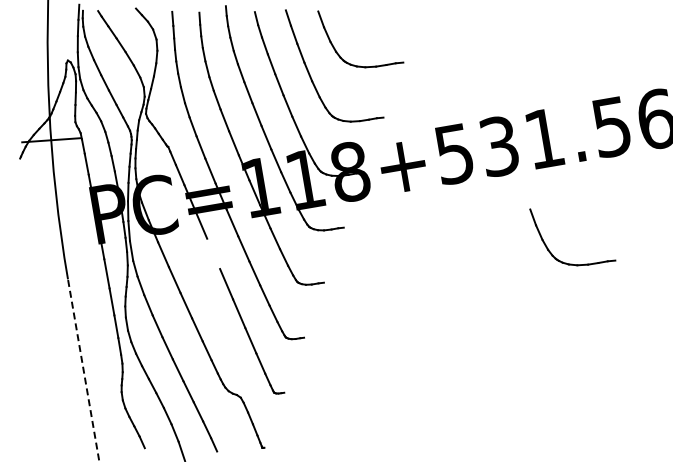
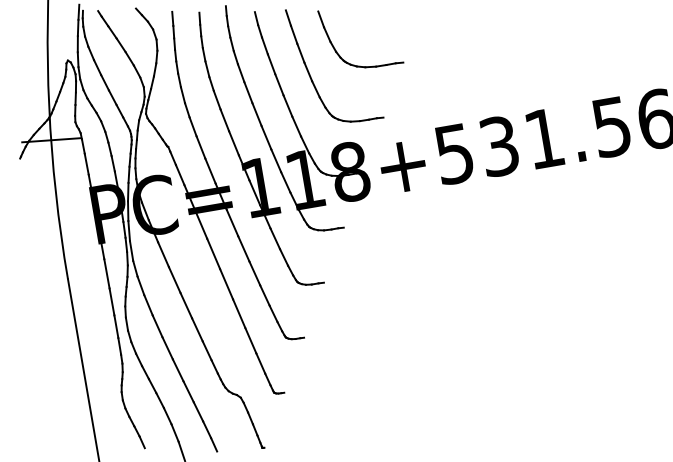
line: none -> present (213, 253)
part: present -> none (552, 253)
line: dashed -> solid (83, 369)
